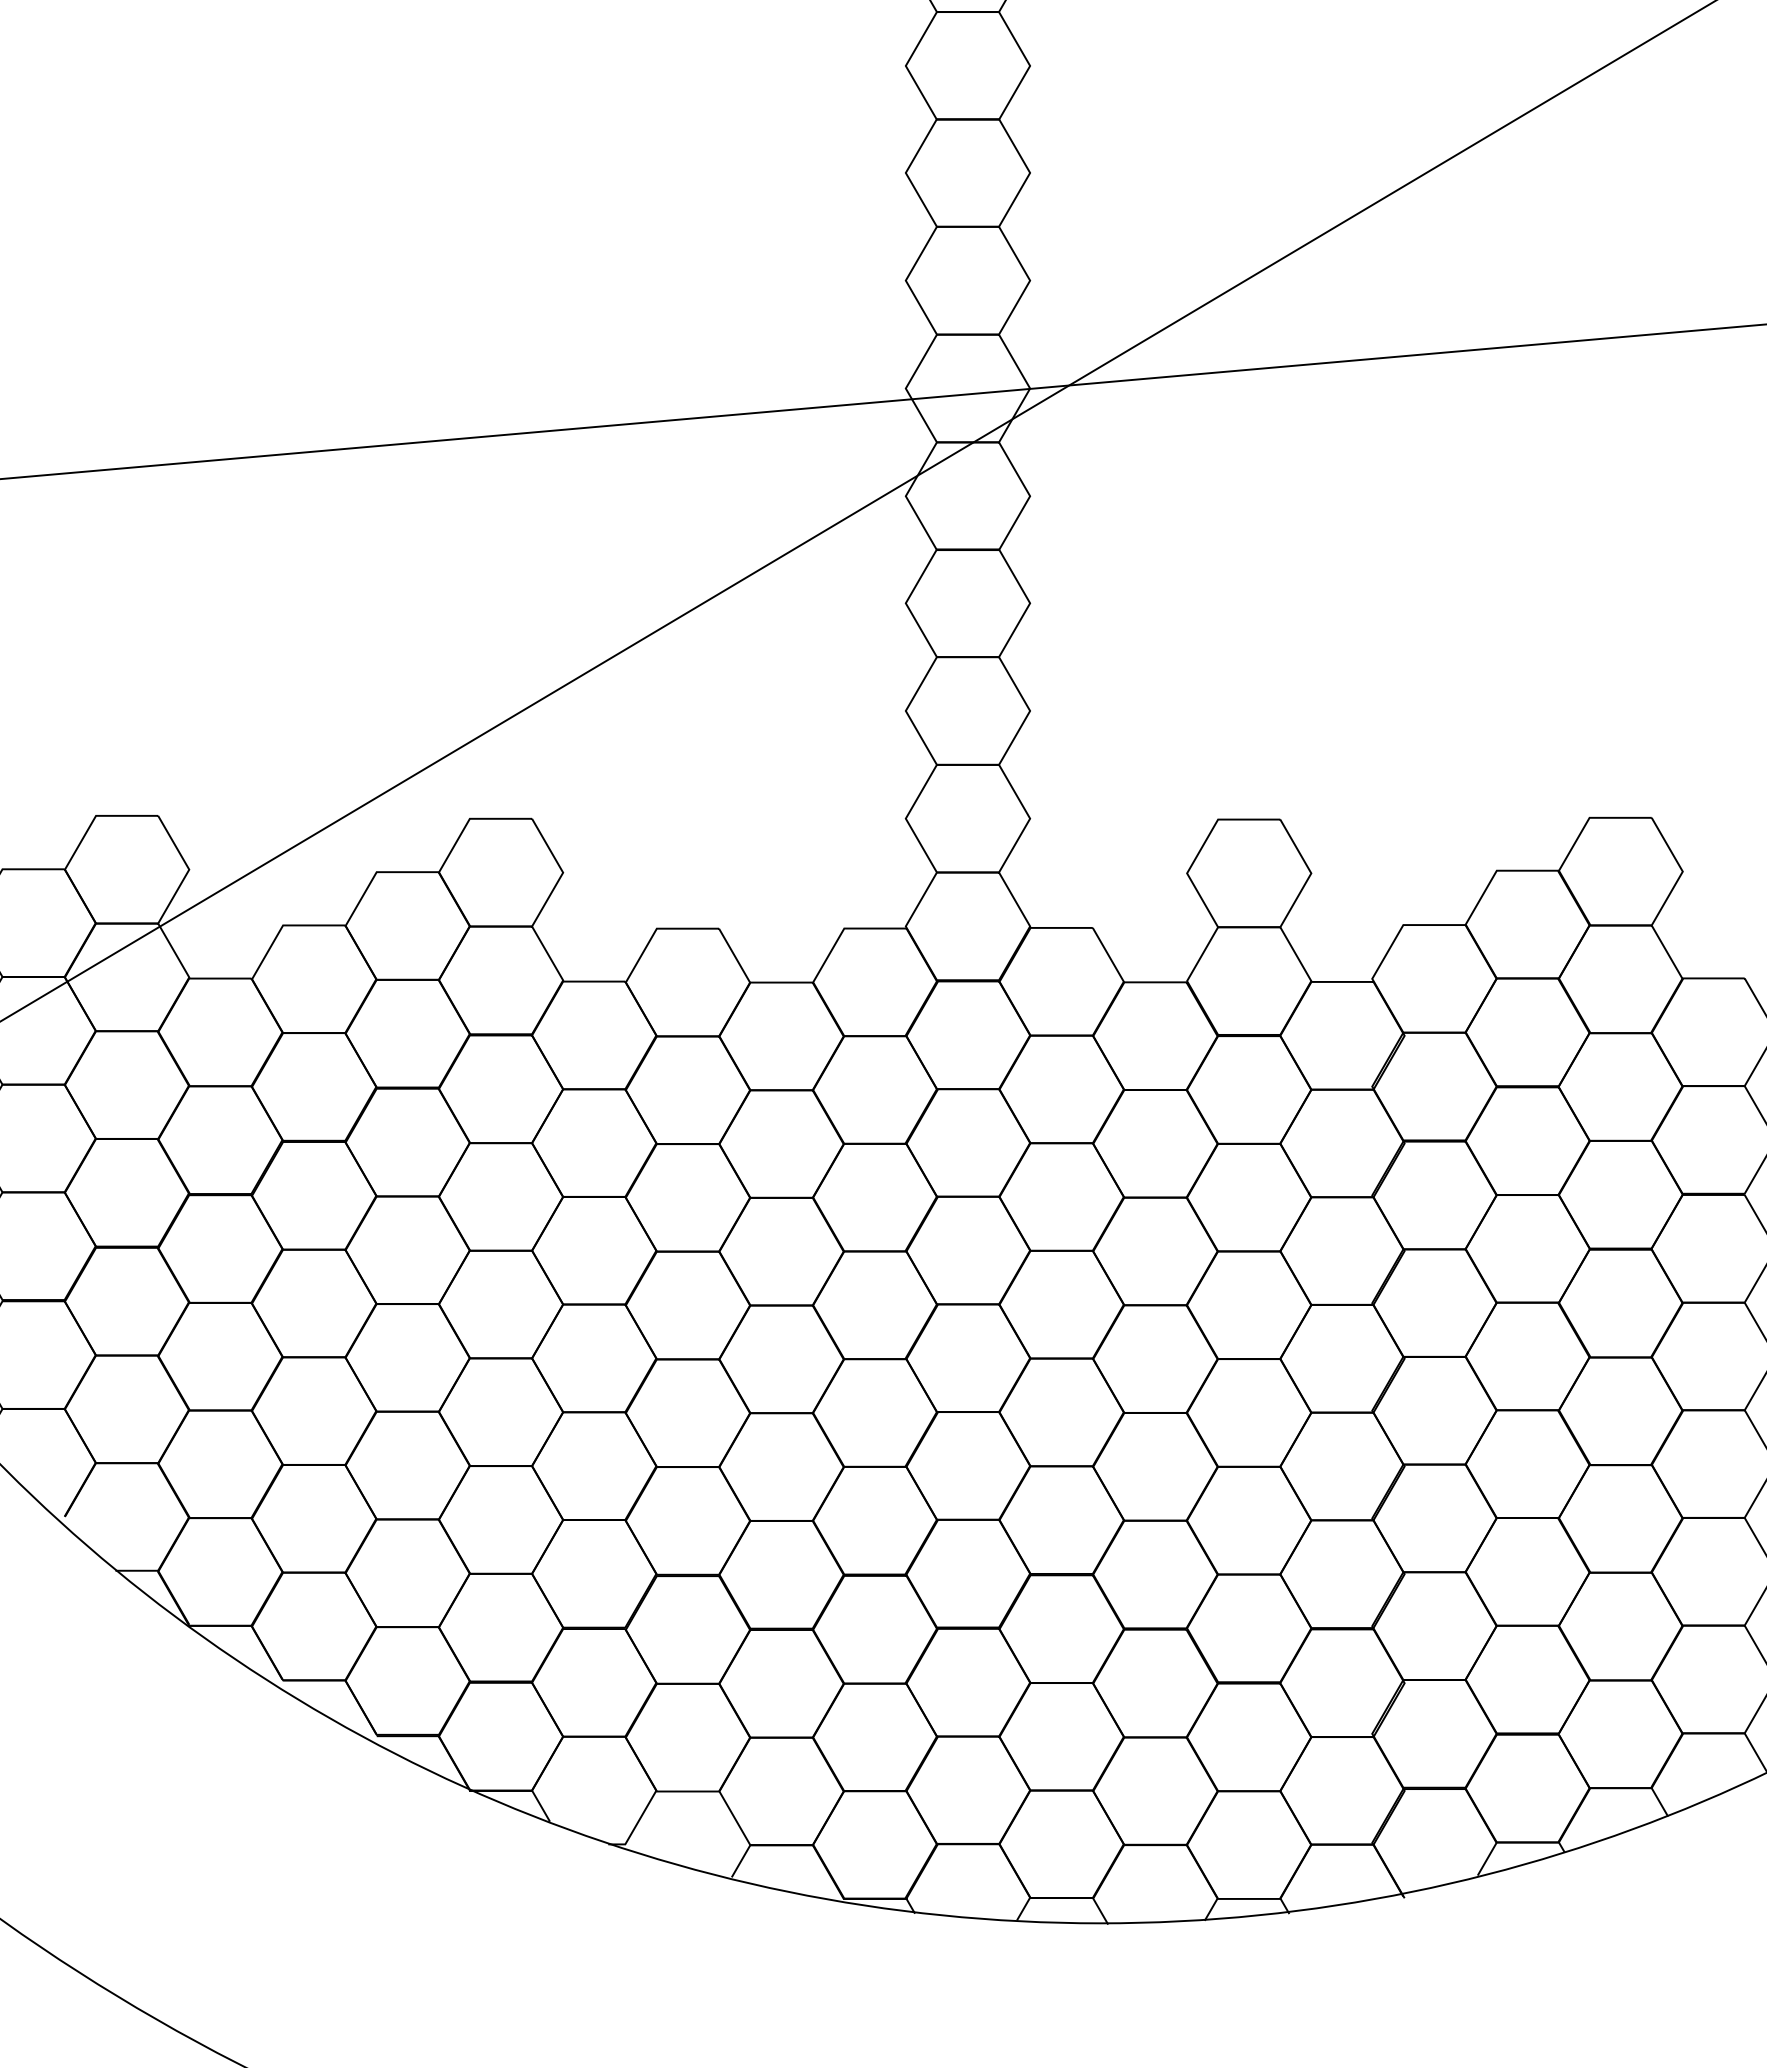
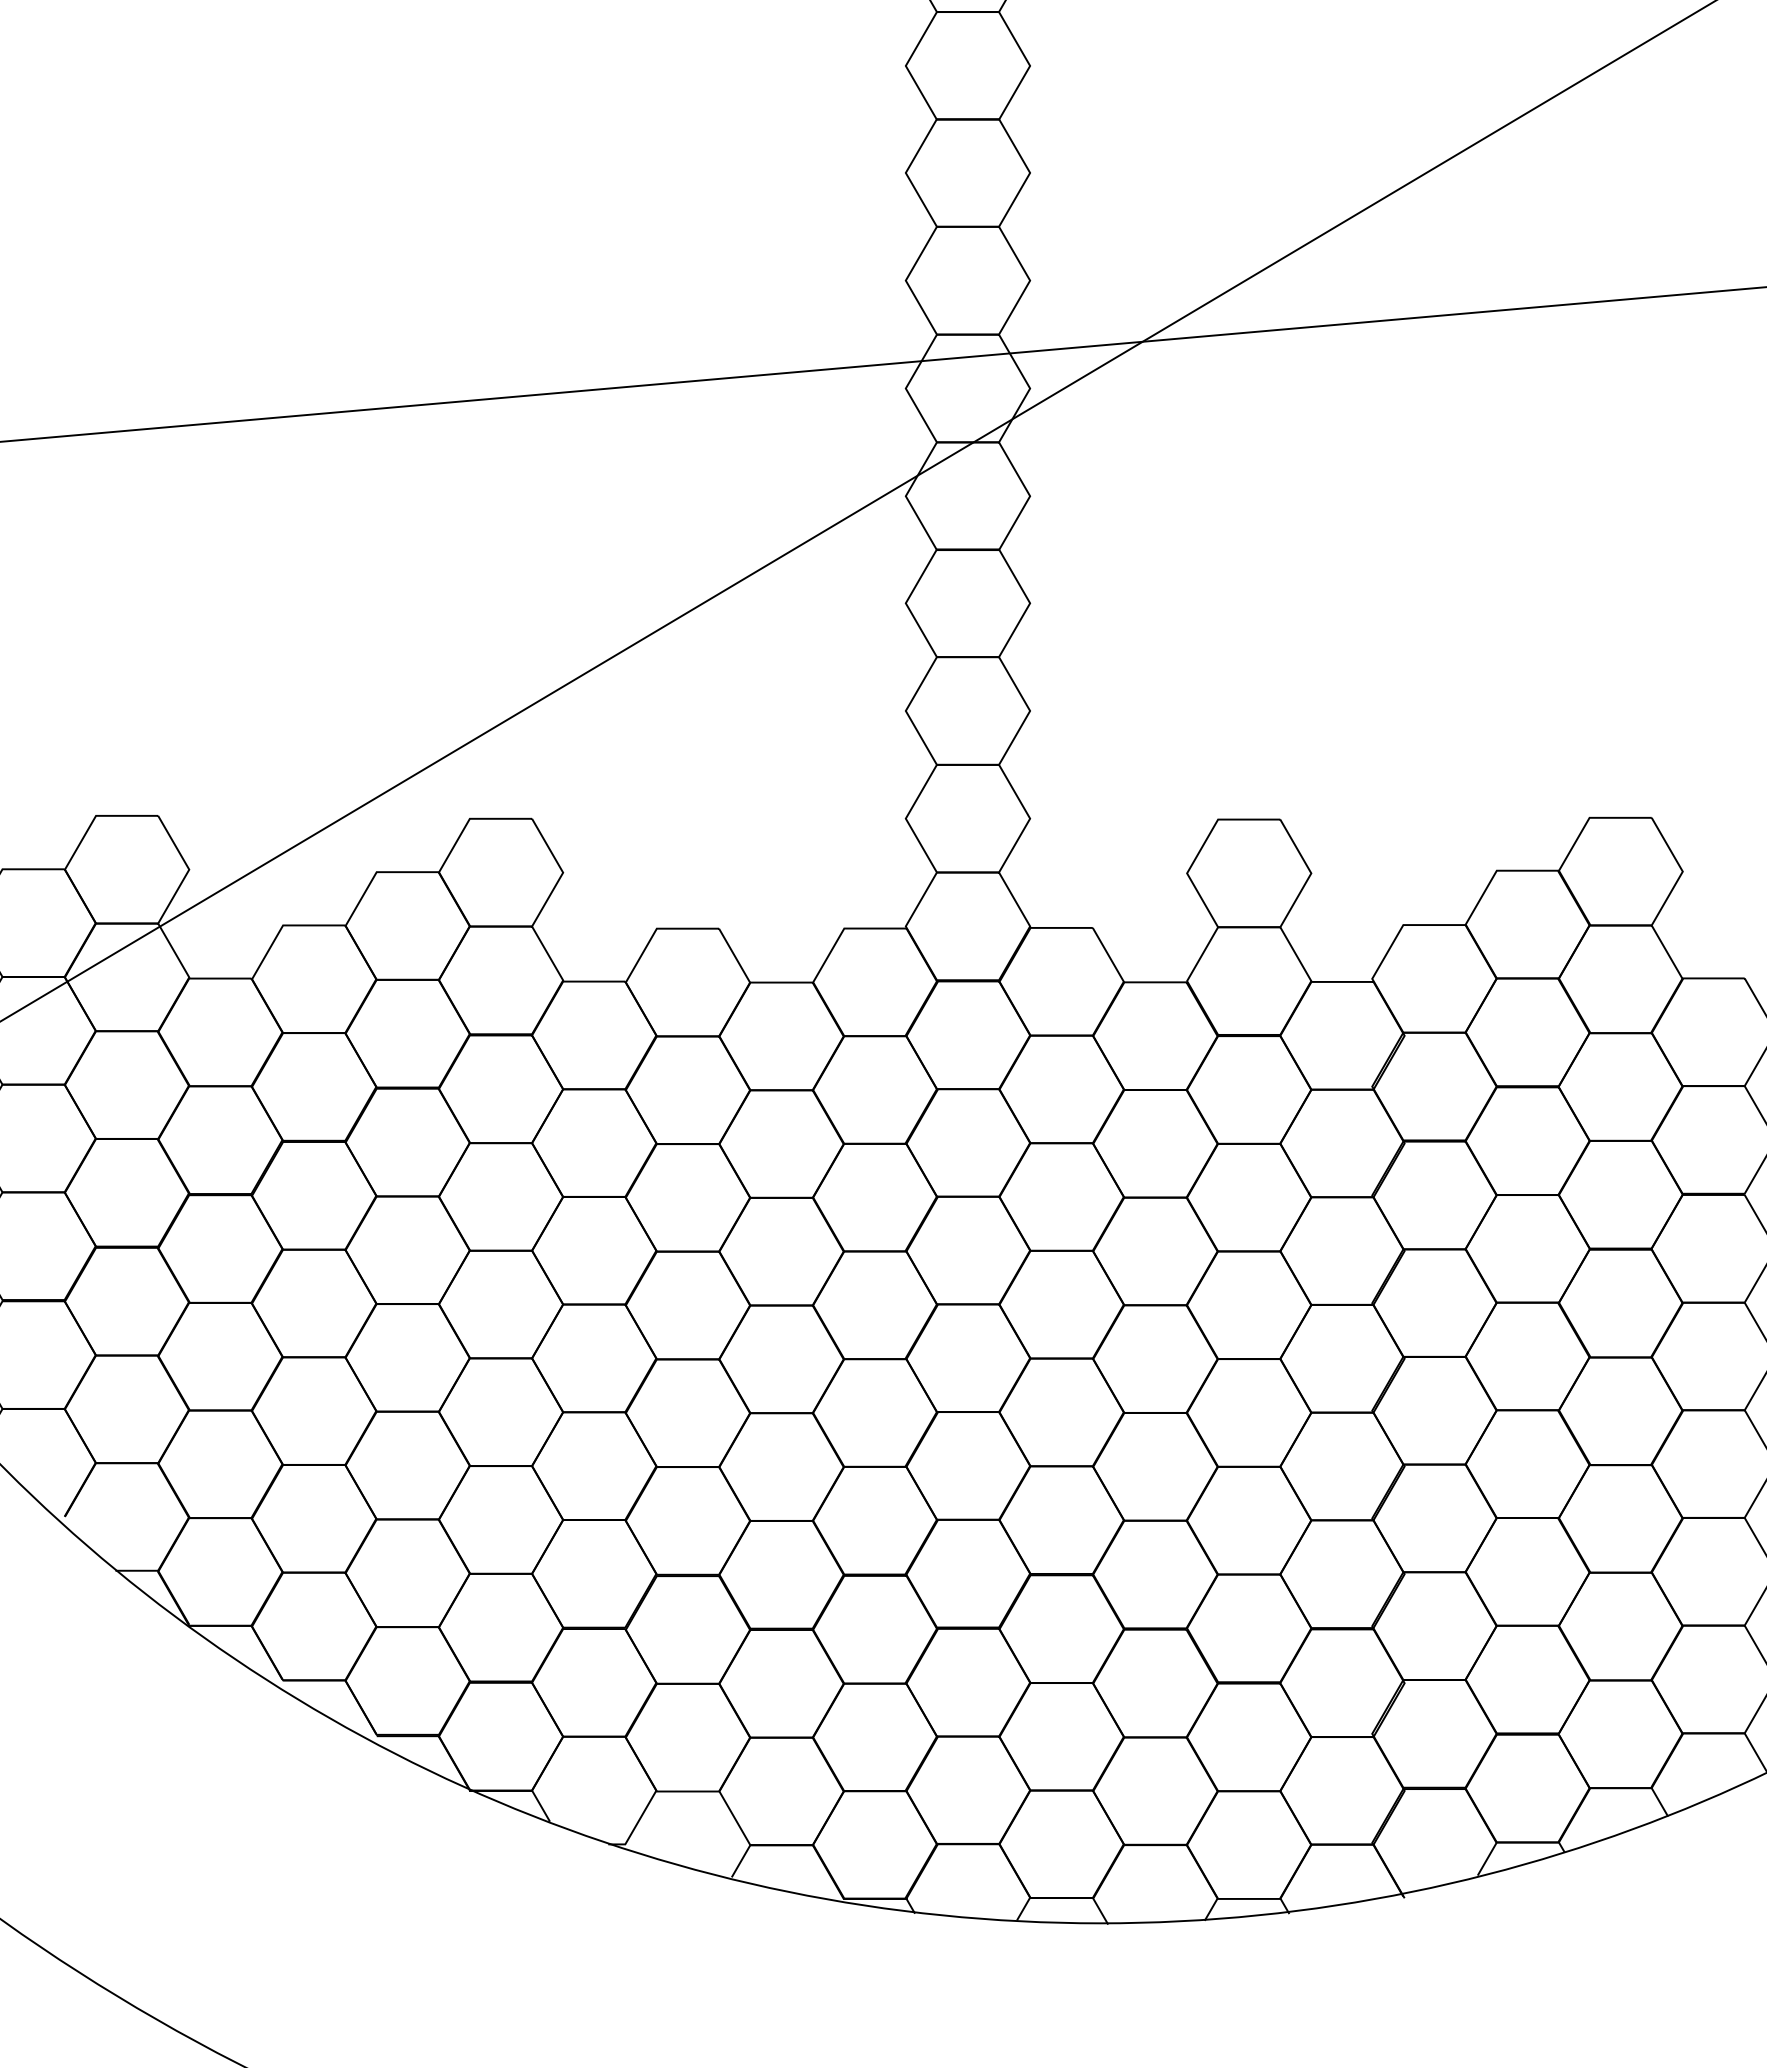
line position: (882, 401) -> (882, 364) (882, 364)
